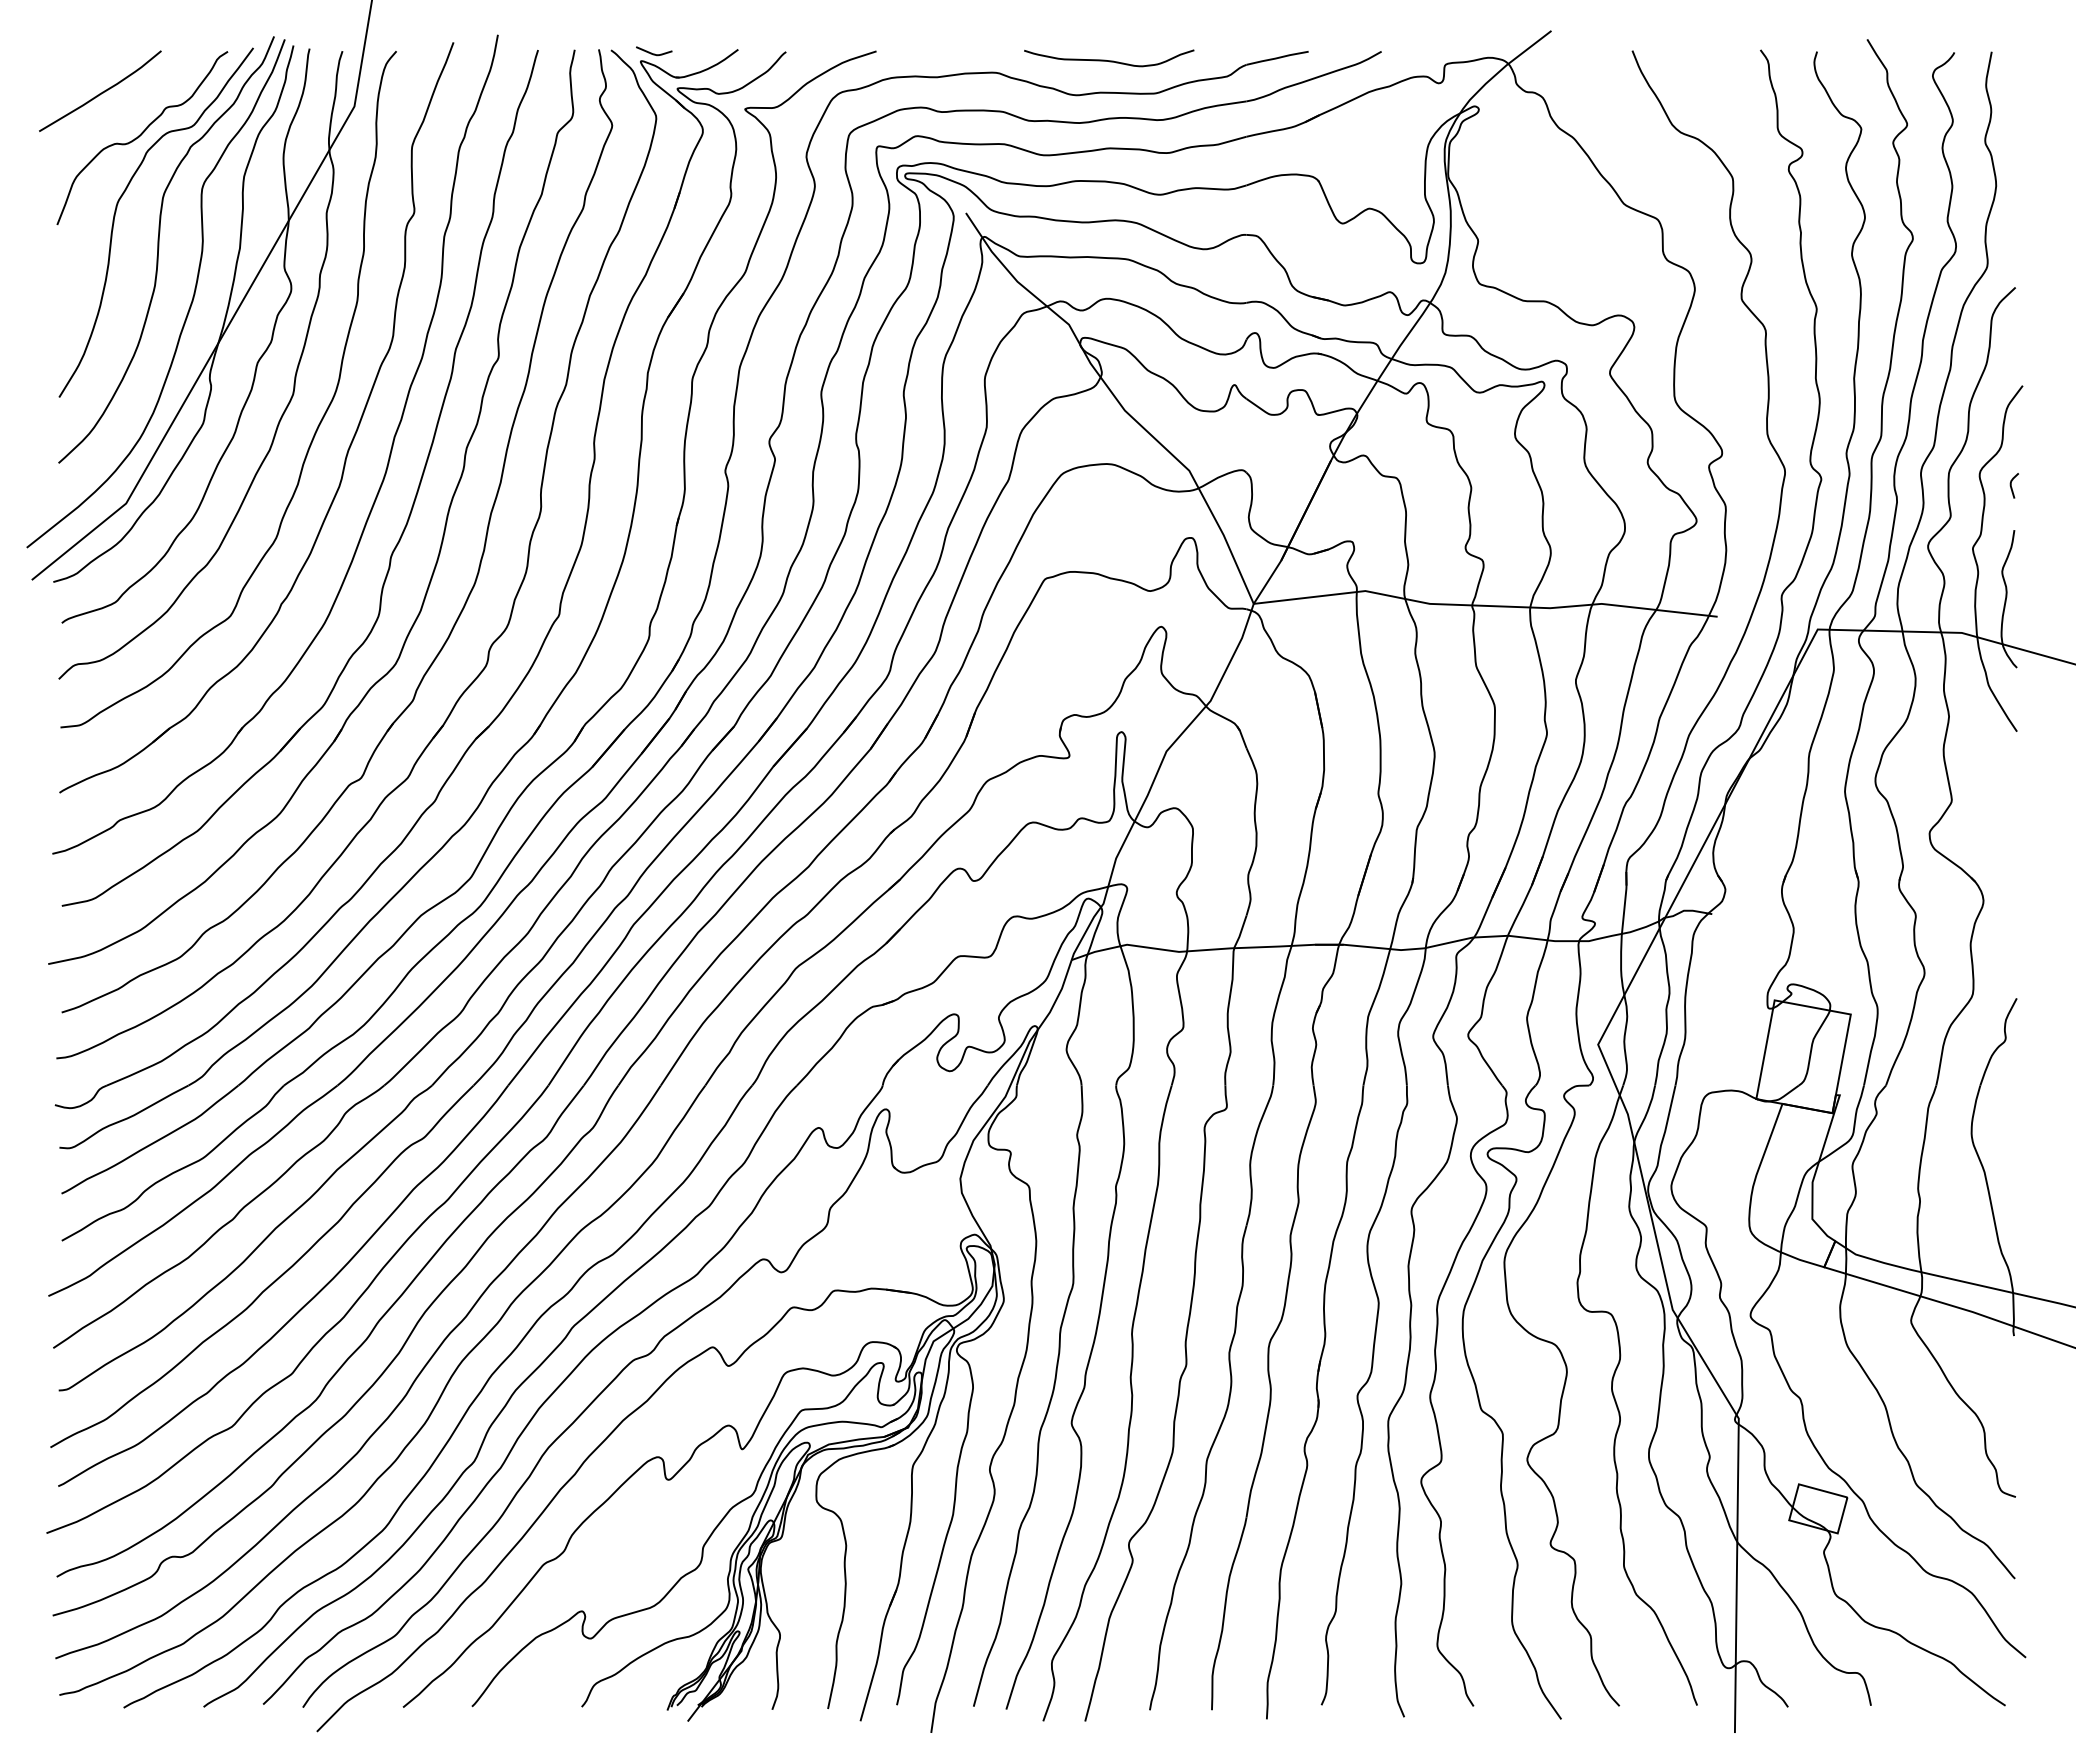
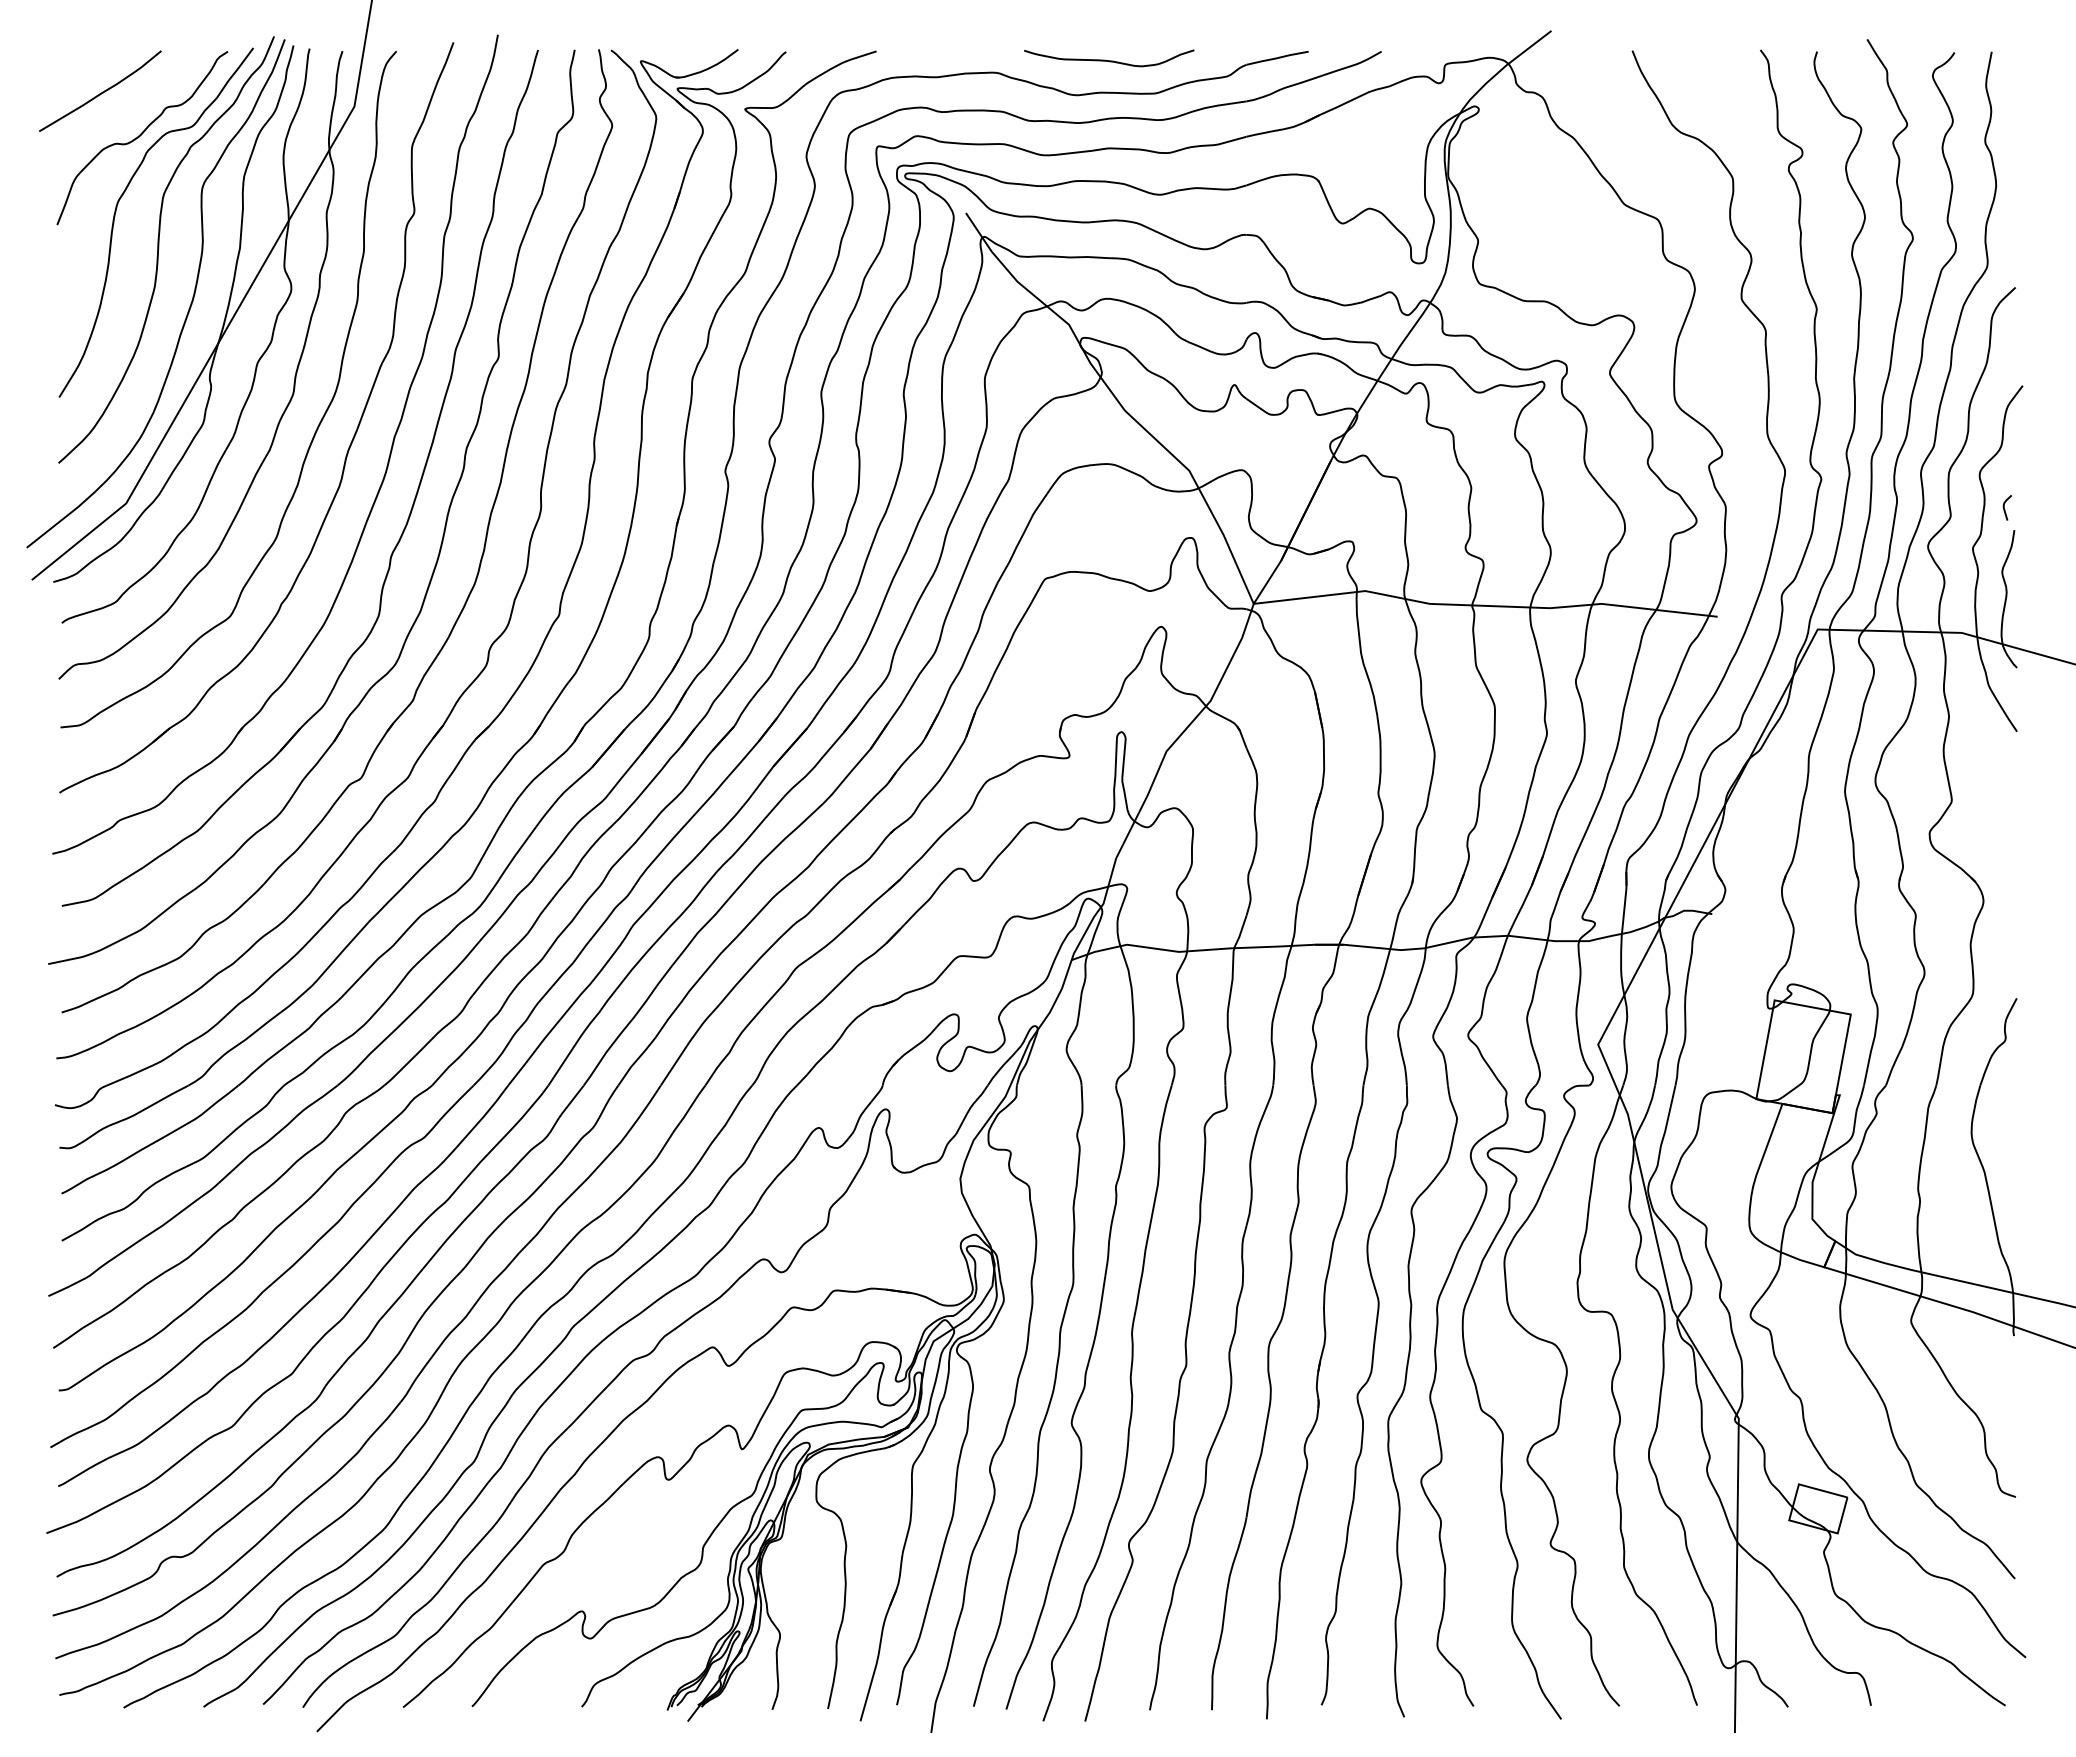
curve: present -> none (654, 53)
curve position: (2011, 485) -> (2004, 507) (2004, 507)
